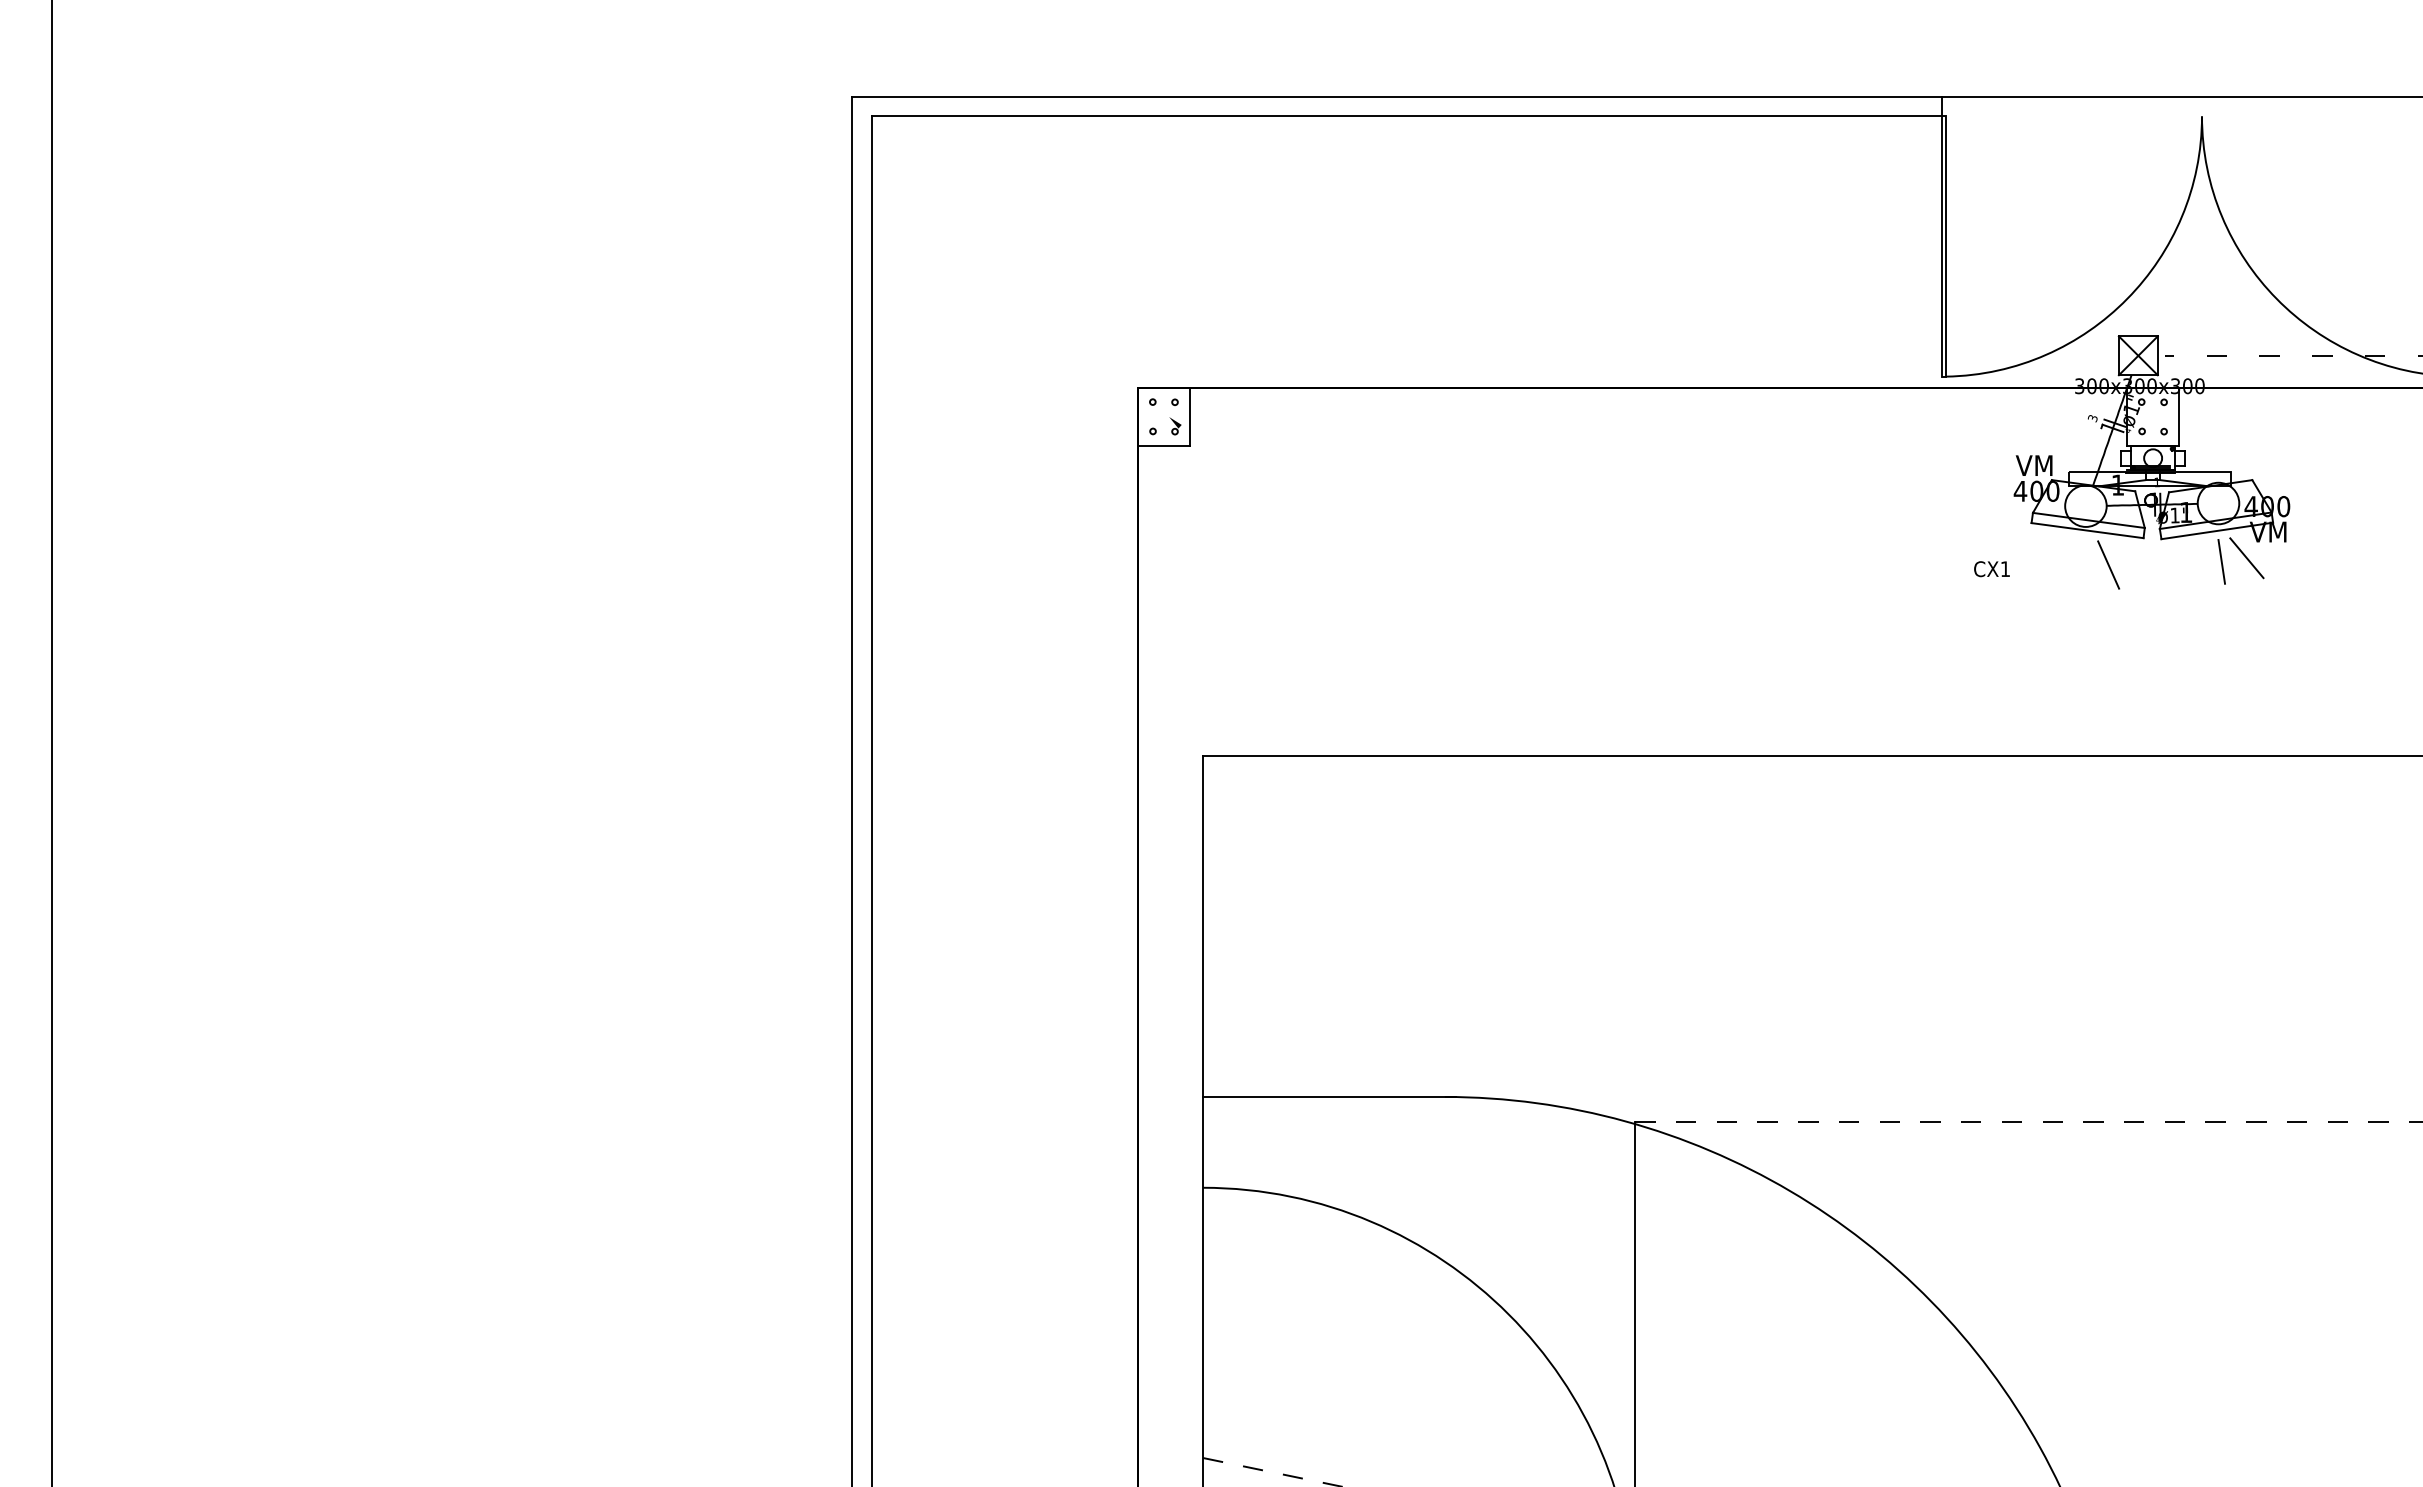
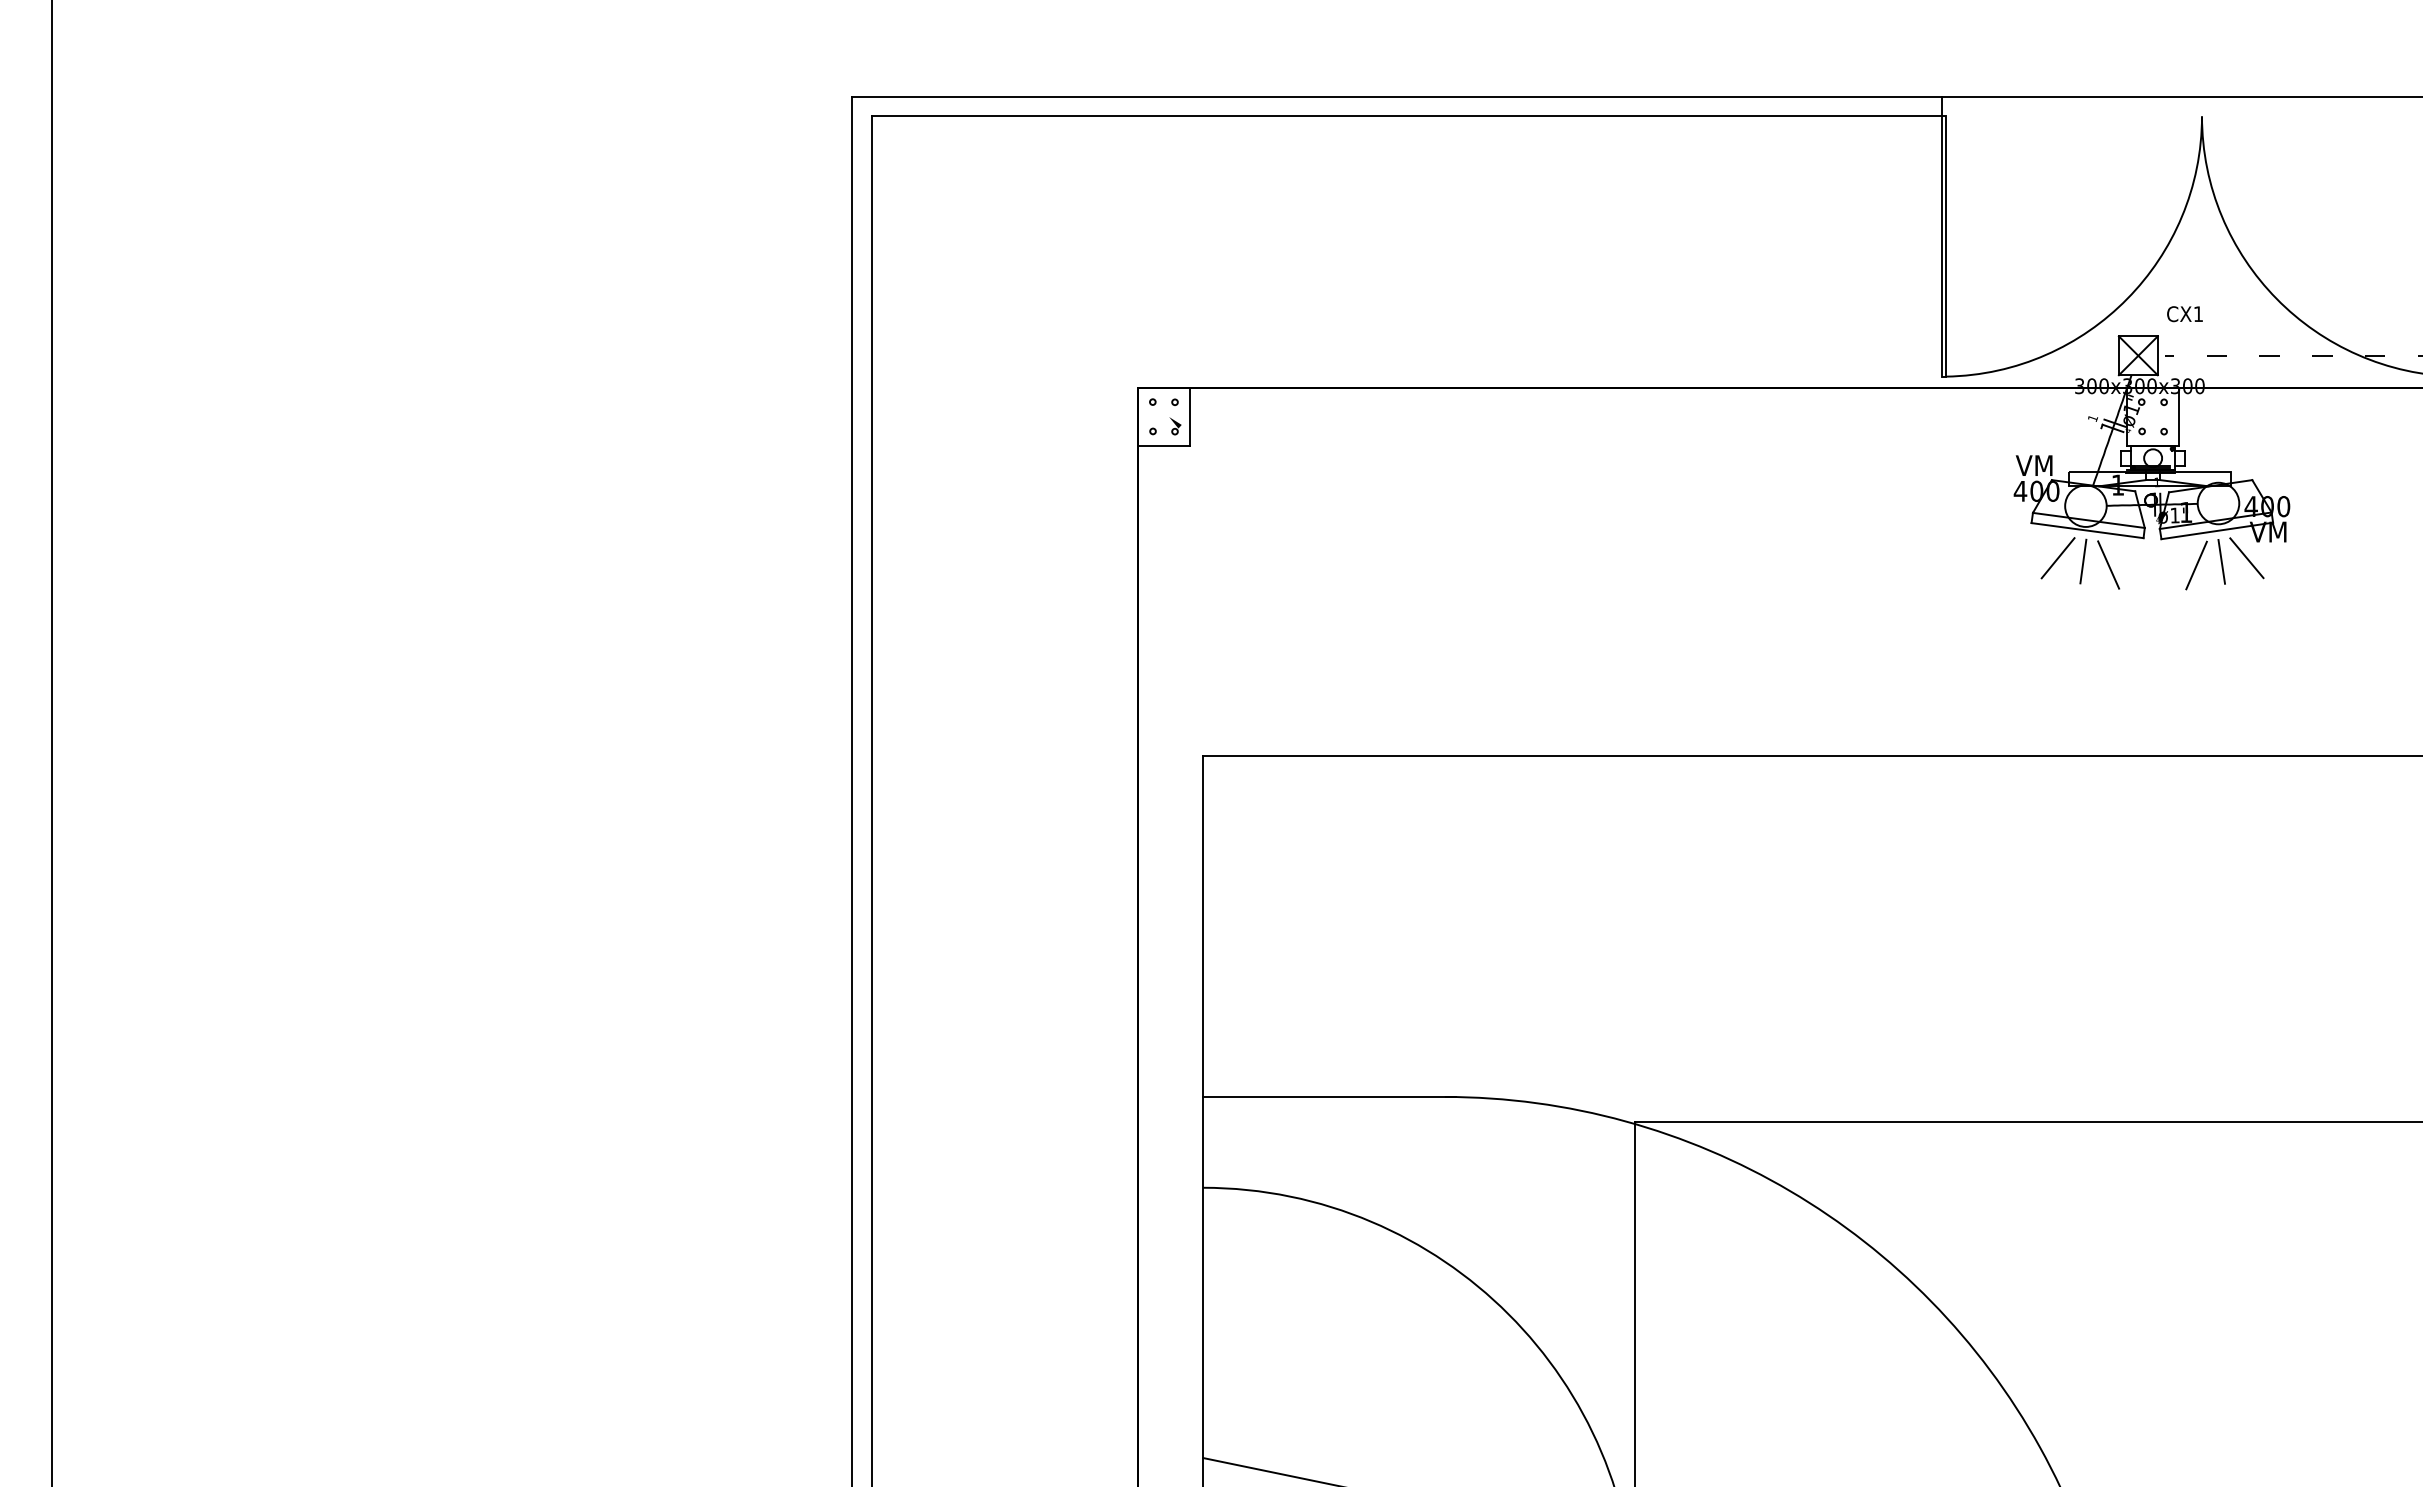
text: 3 -> 1 (2092, 418)
line: none -> present (2057, 558)
line: none -> present (2083, 561)
line: none -> present (2196, 565)
text position: (1991, 569) -> (2184, 314) (2184, 314)
line: dashed -> solid (2029, 1122)
line: dashed -> solid (1273, 1472)
